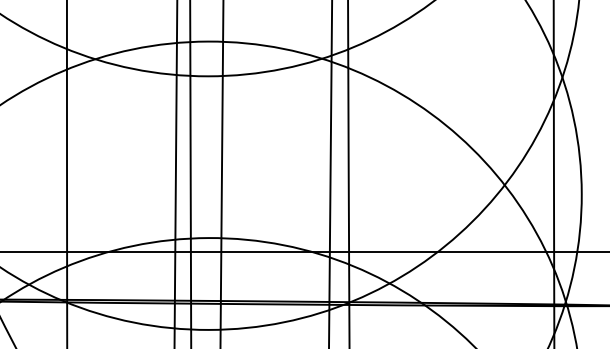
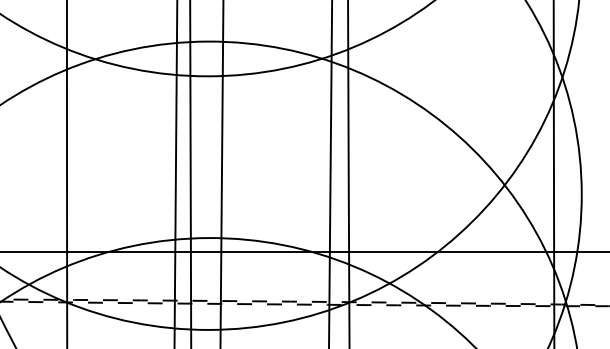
circle: solid -> dashed (304, 302)
